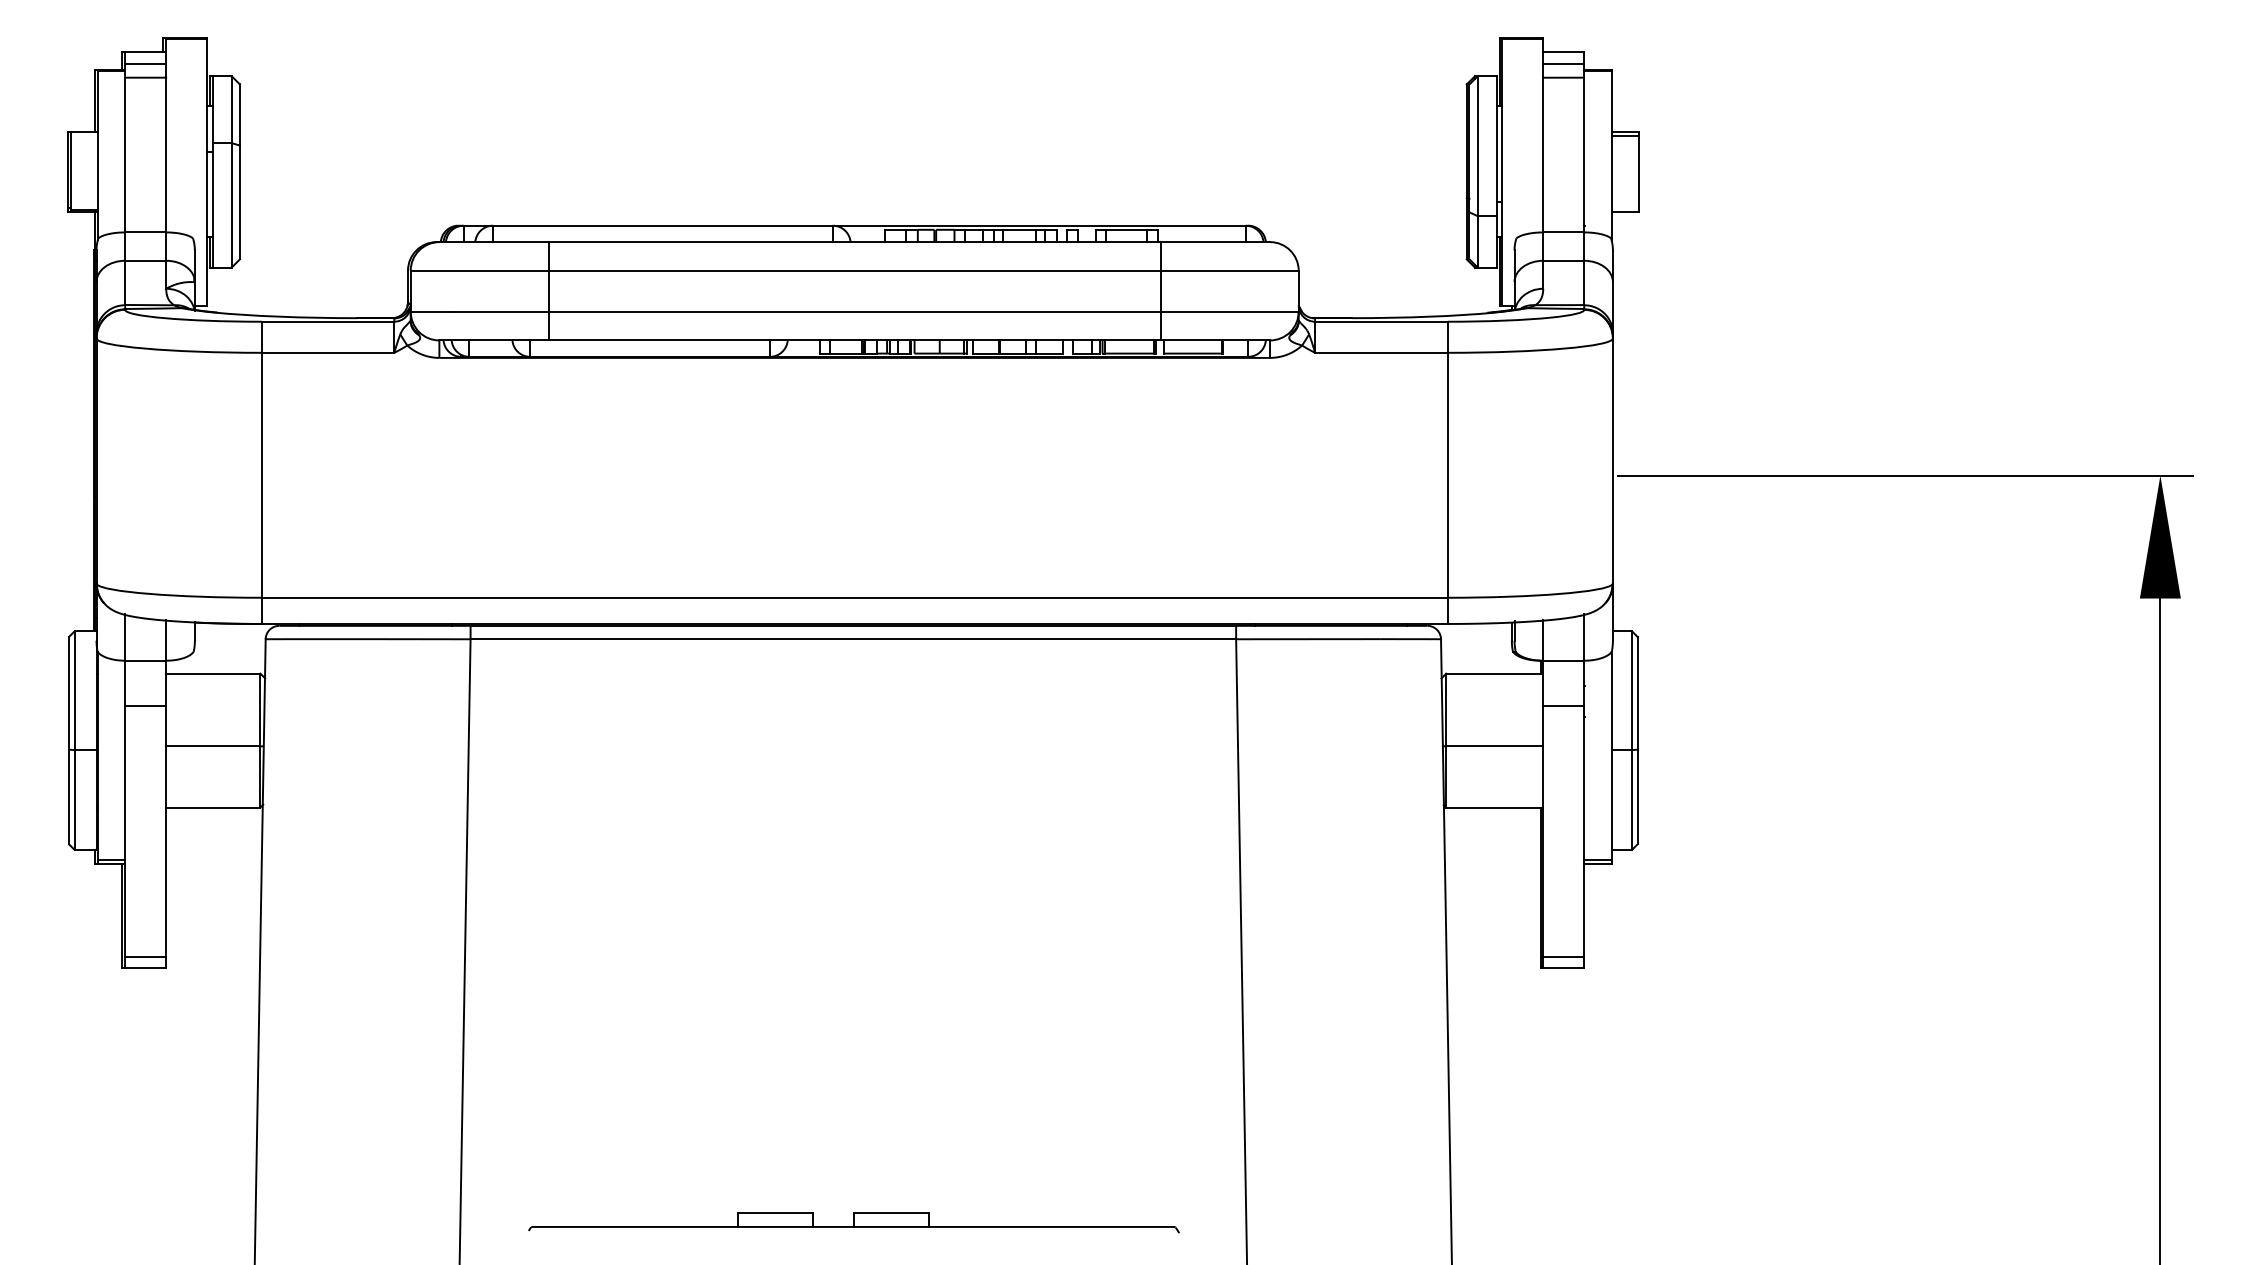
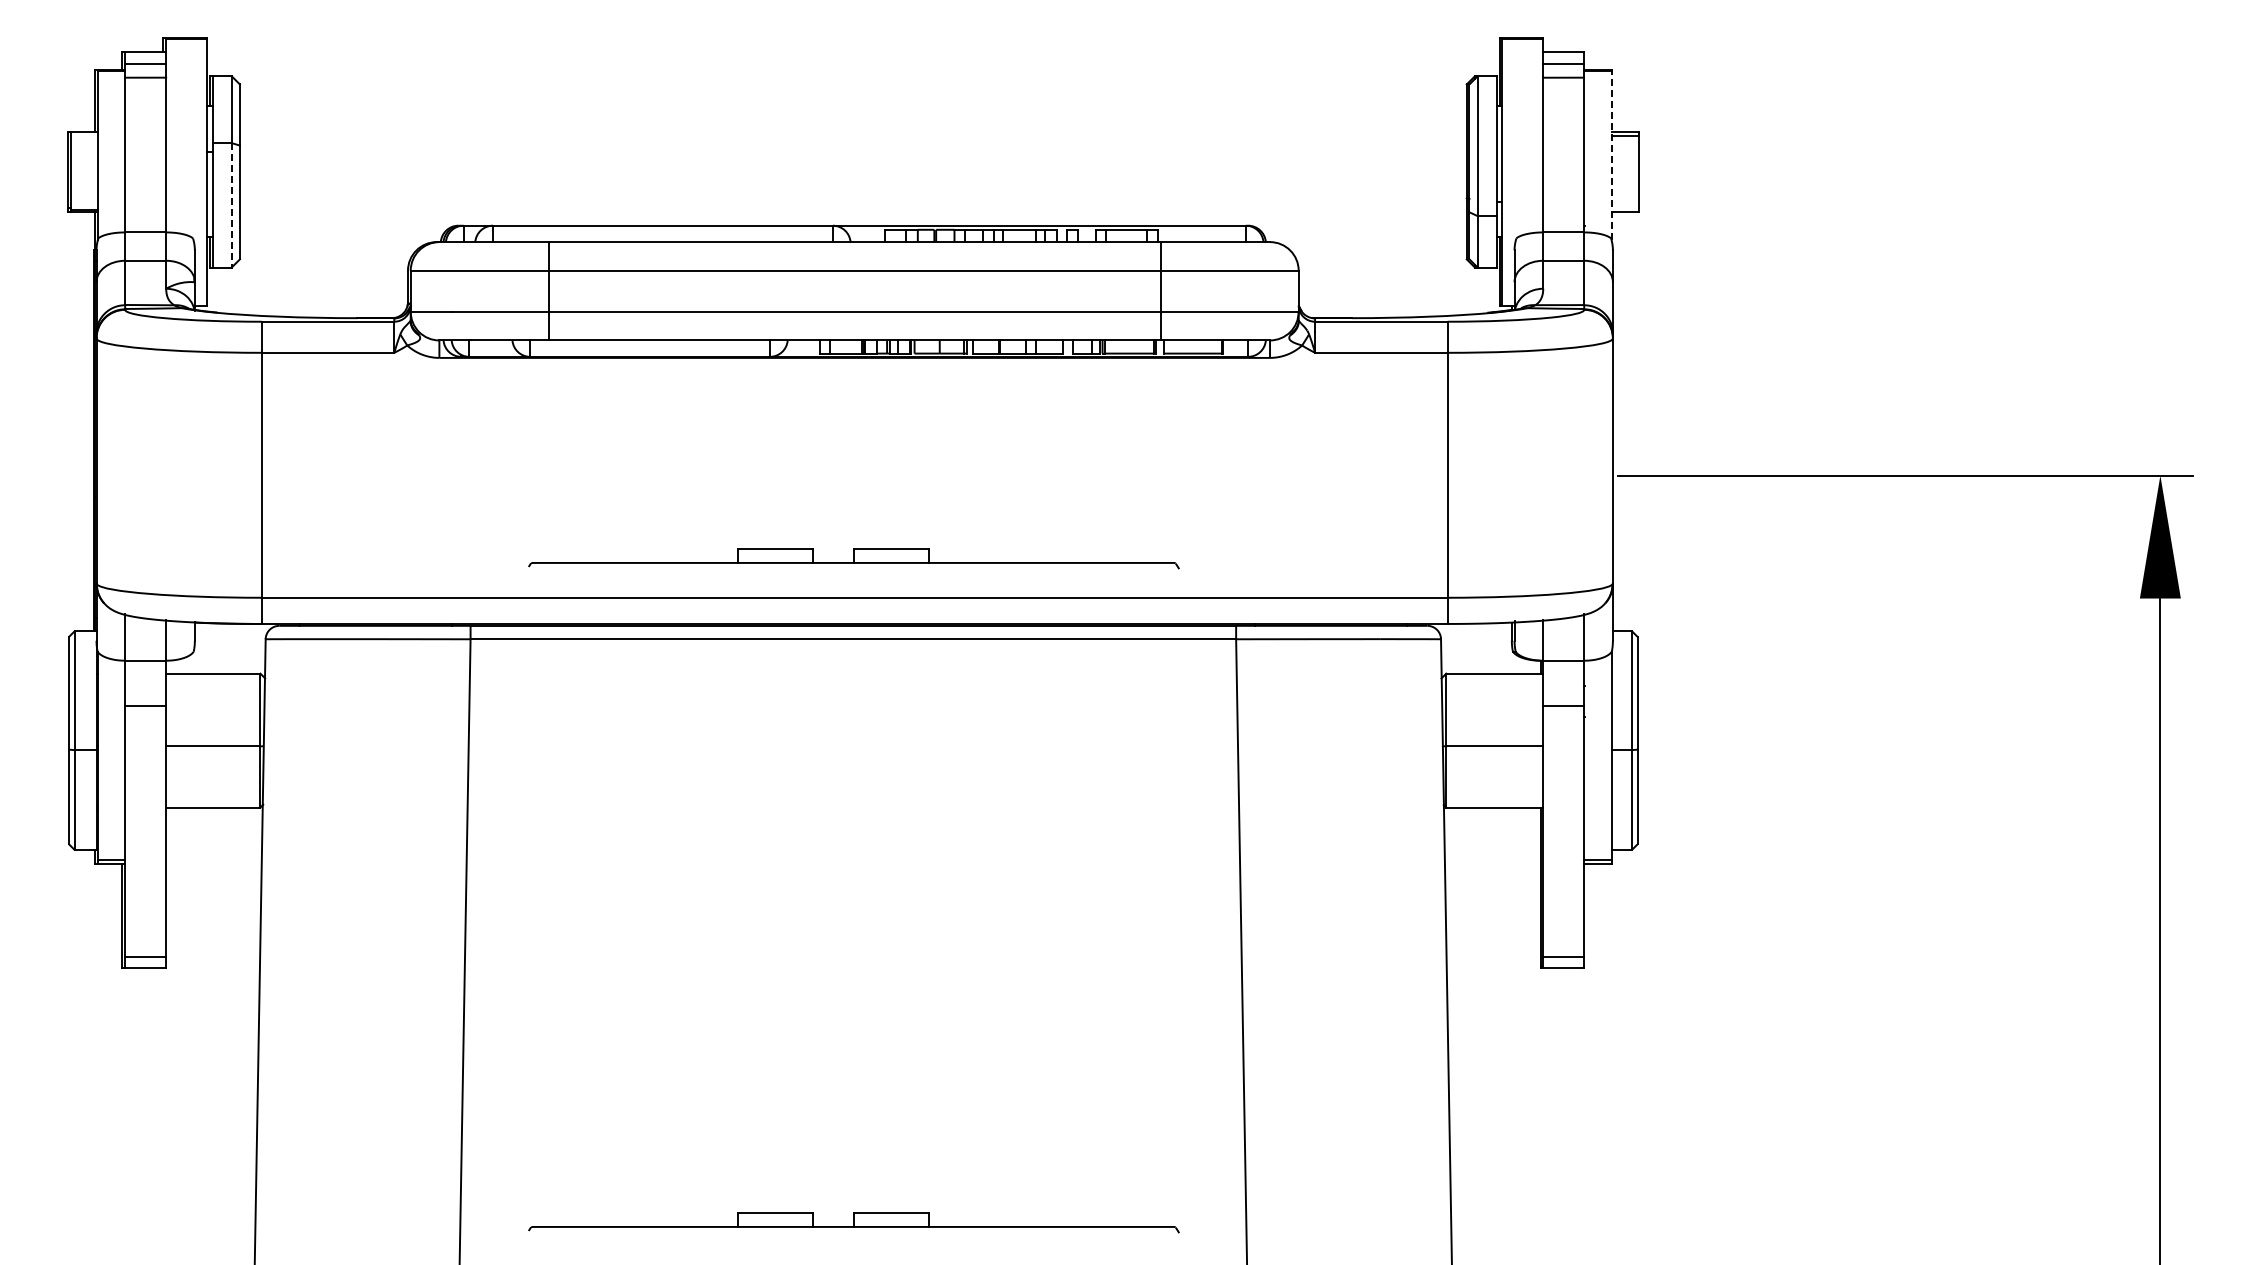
line: solid -> dashed (1611, 155)
line: solid -> dashed (231, 205)
part: none -> present (853, 558)
